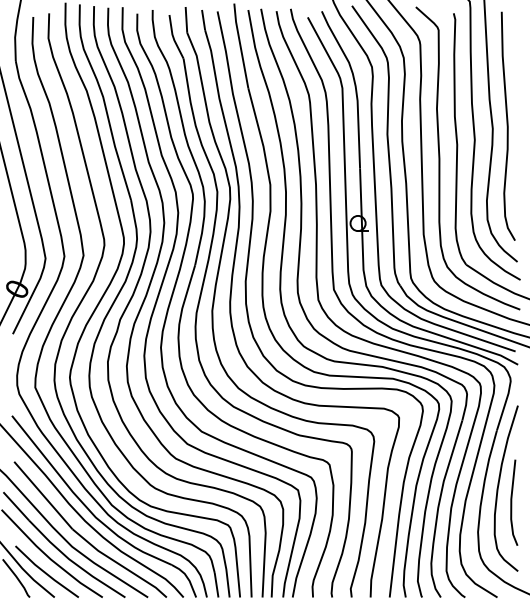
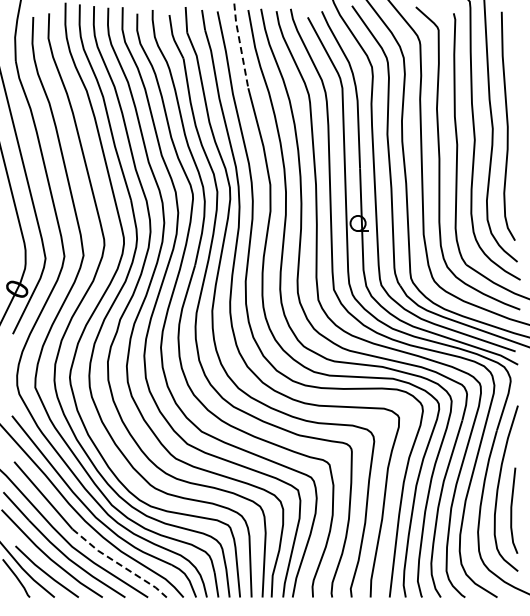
line: solid -> dashed (240, 45)
line position: (512, 502) -> (512, 510) (512, 510)
line: solid -> dashed (119, 564)
